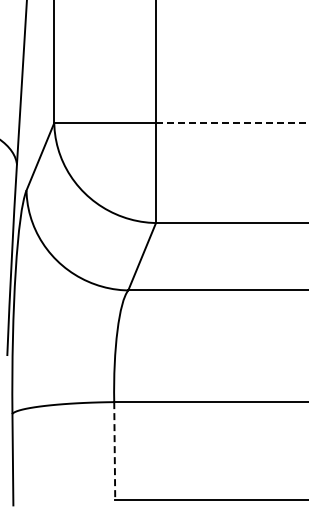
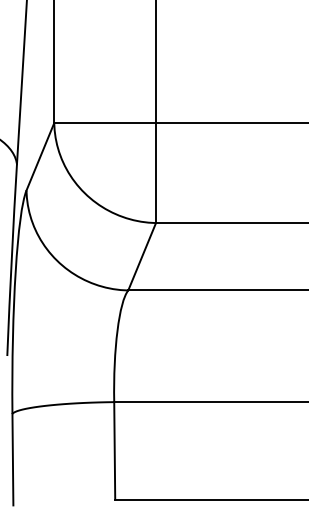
line: dashed -> solid (232, 123)
line: dashed -> solid (114, 450)
